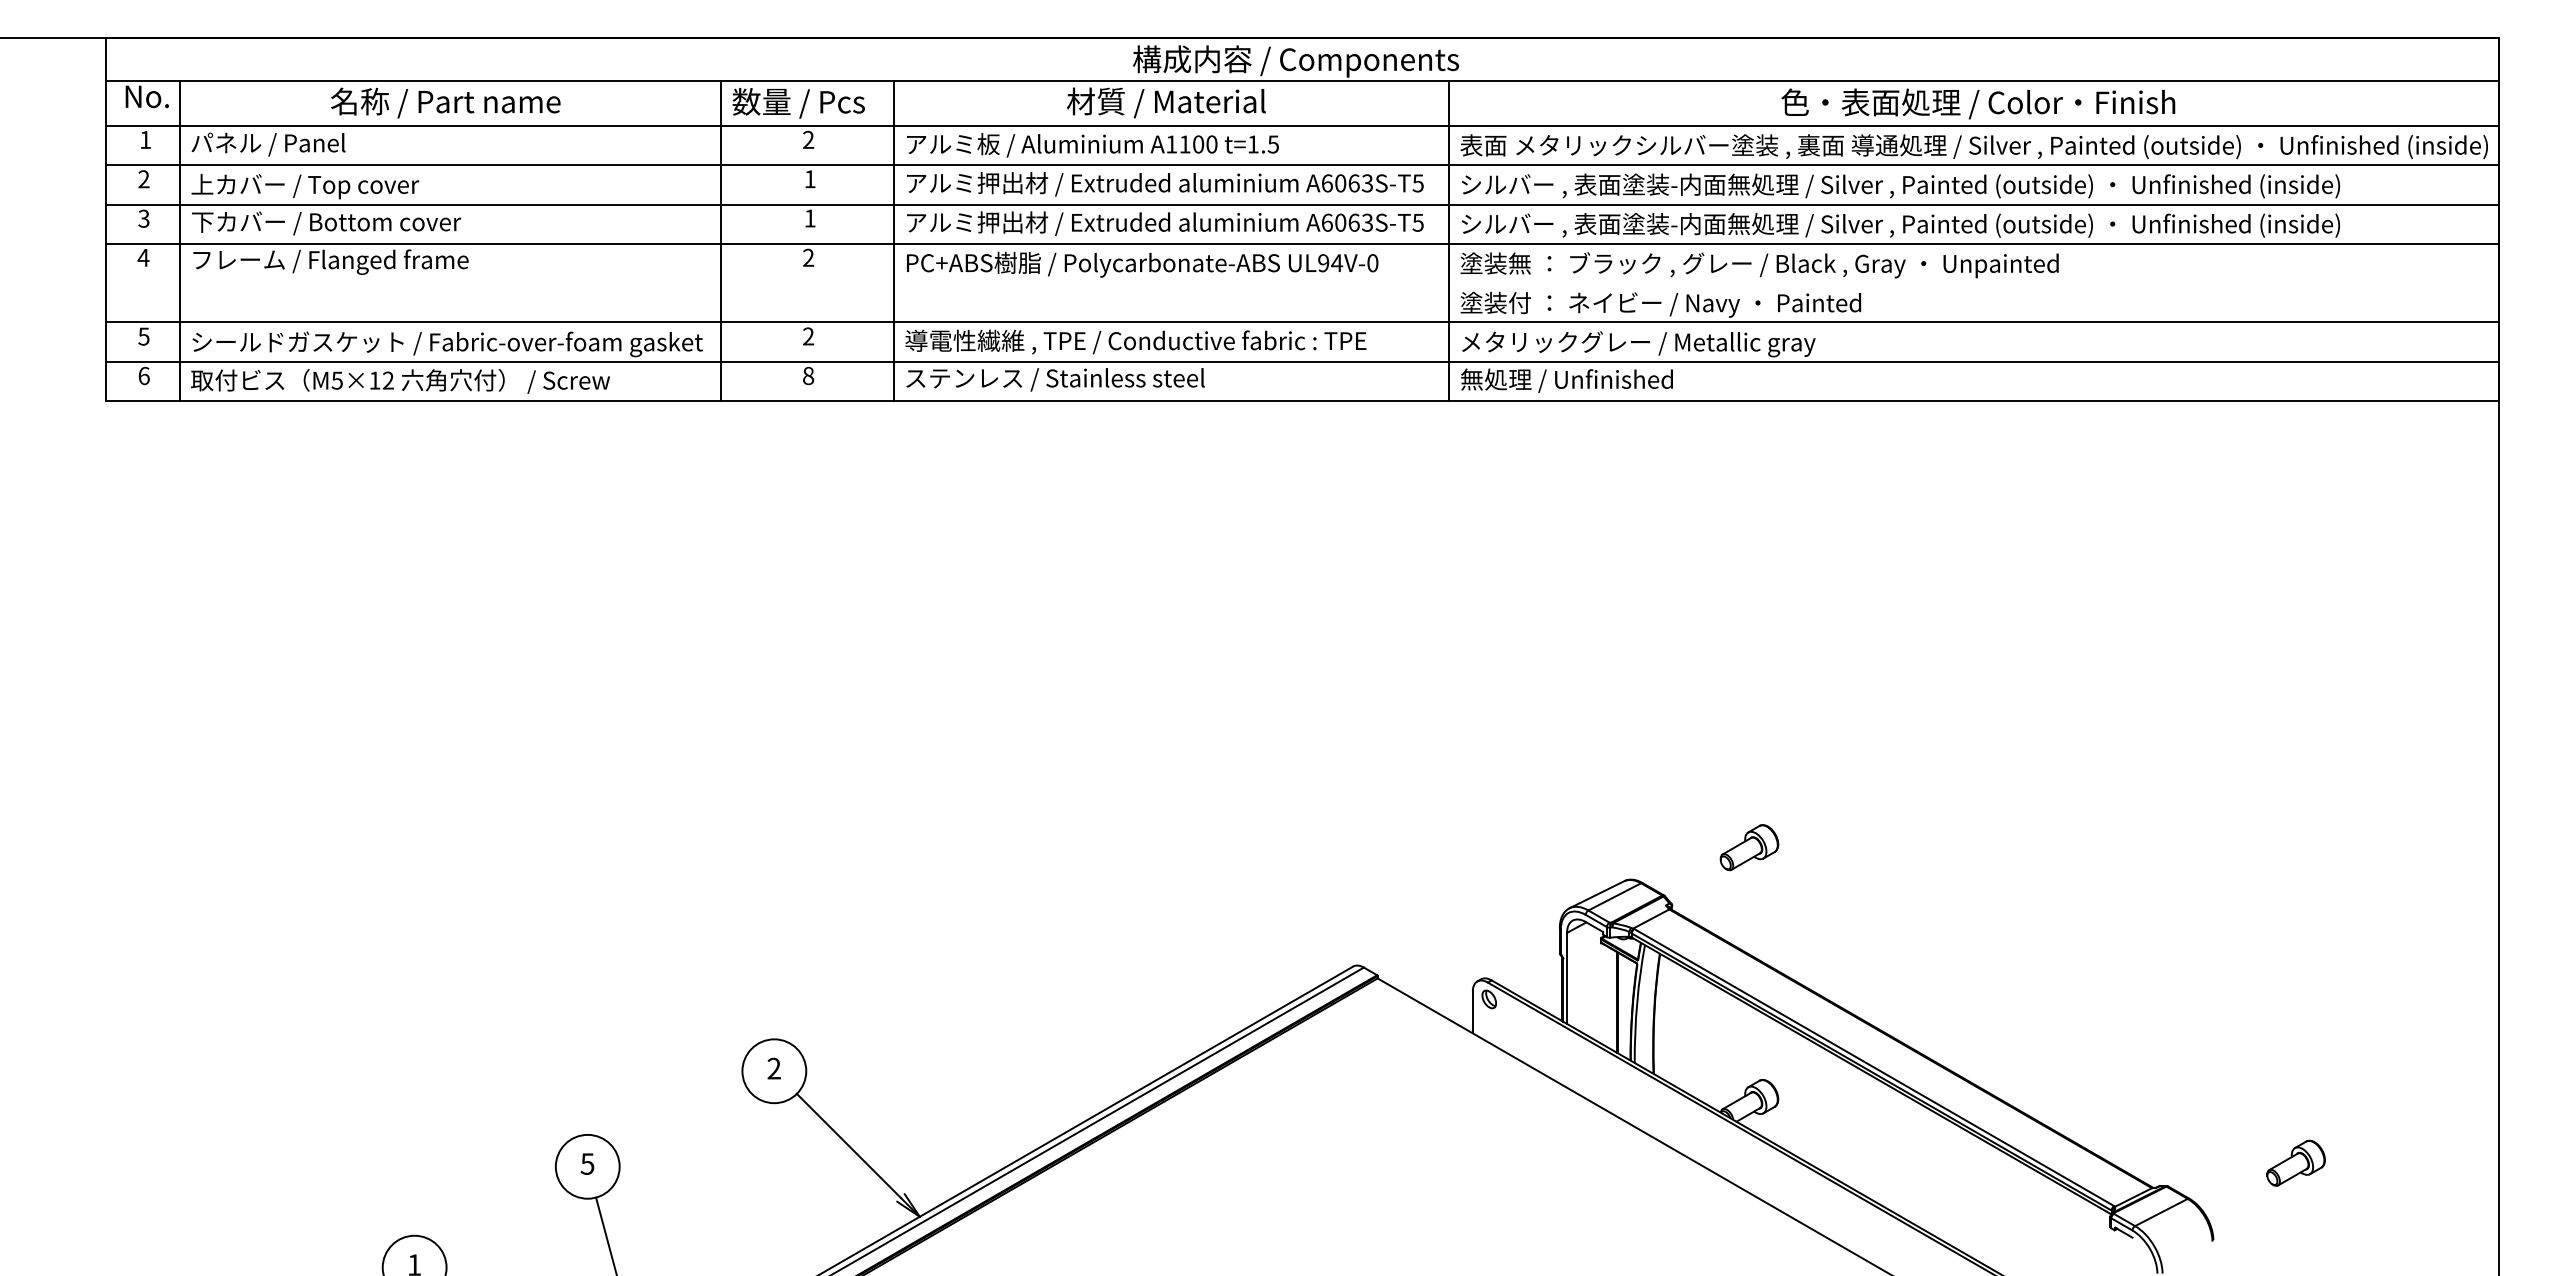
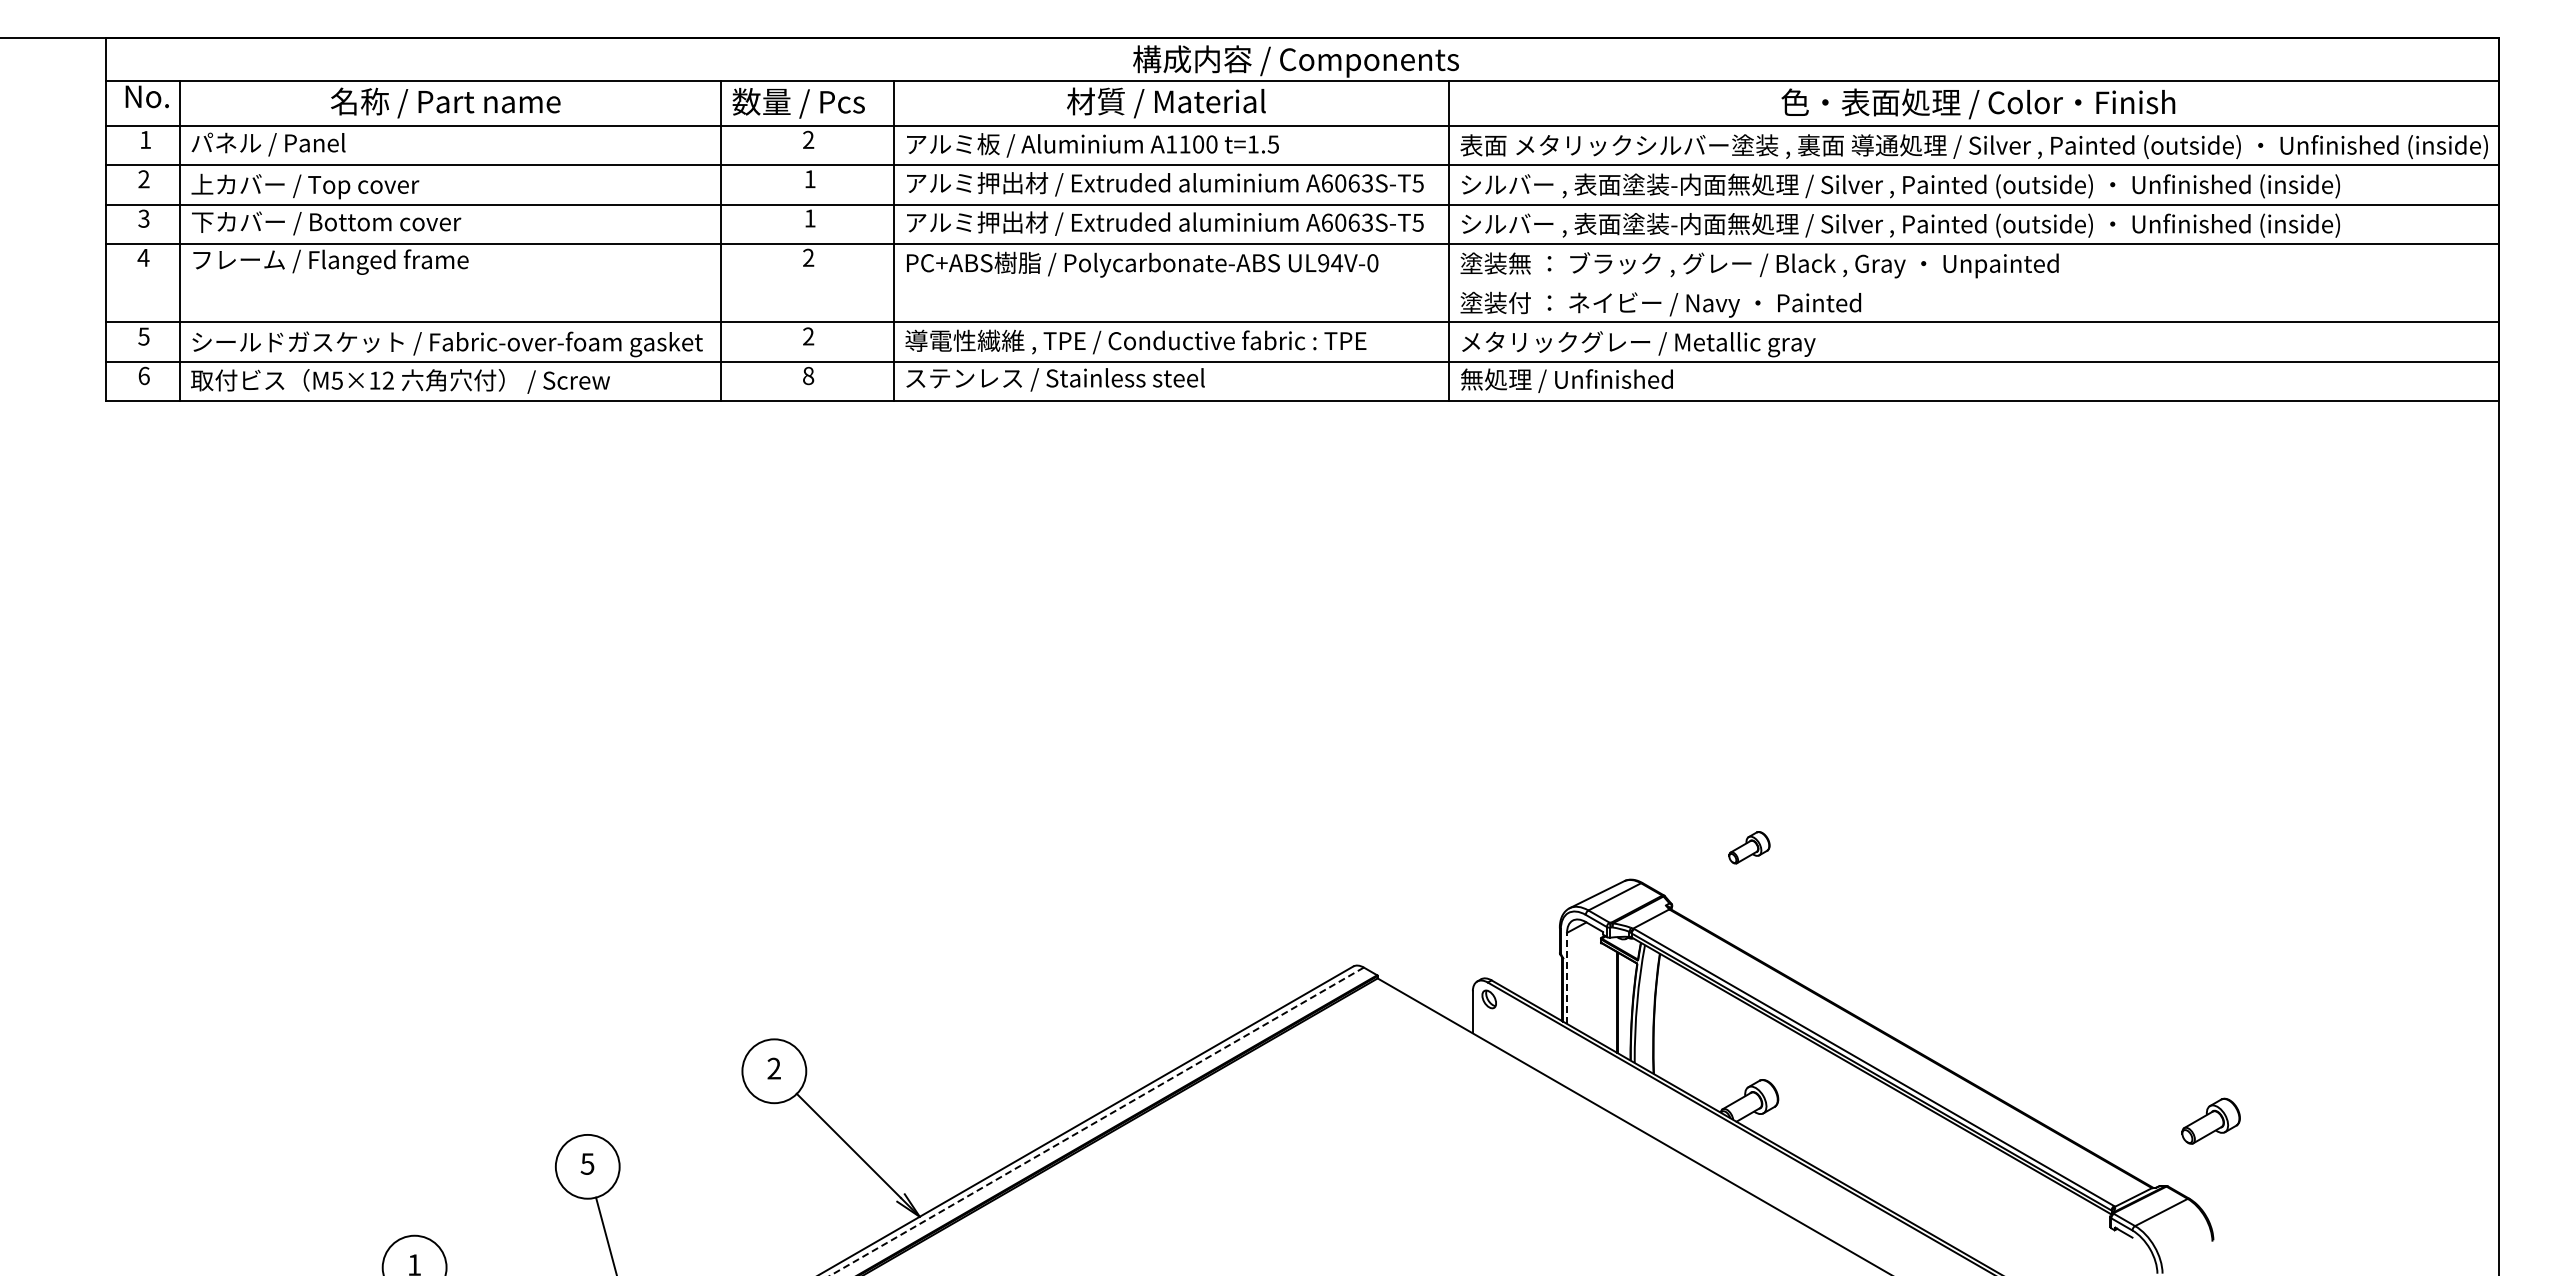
part size: 61x48 px -> 43x34 px (1749, 847)
line: solid -> dashed (1567, 978)
line: solid -> dashed (1096, 1121)
part position: (2295, 1162) -> (2210, 1120) (2210, 1120)
